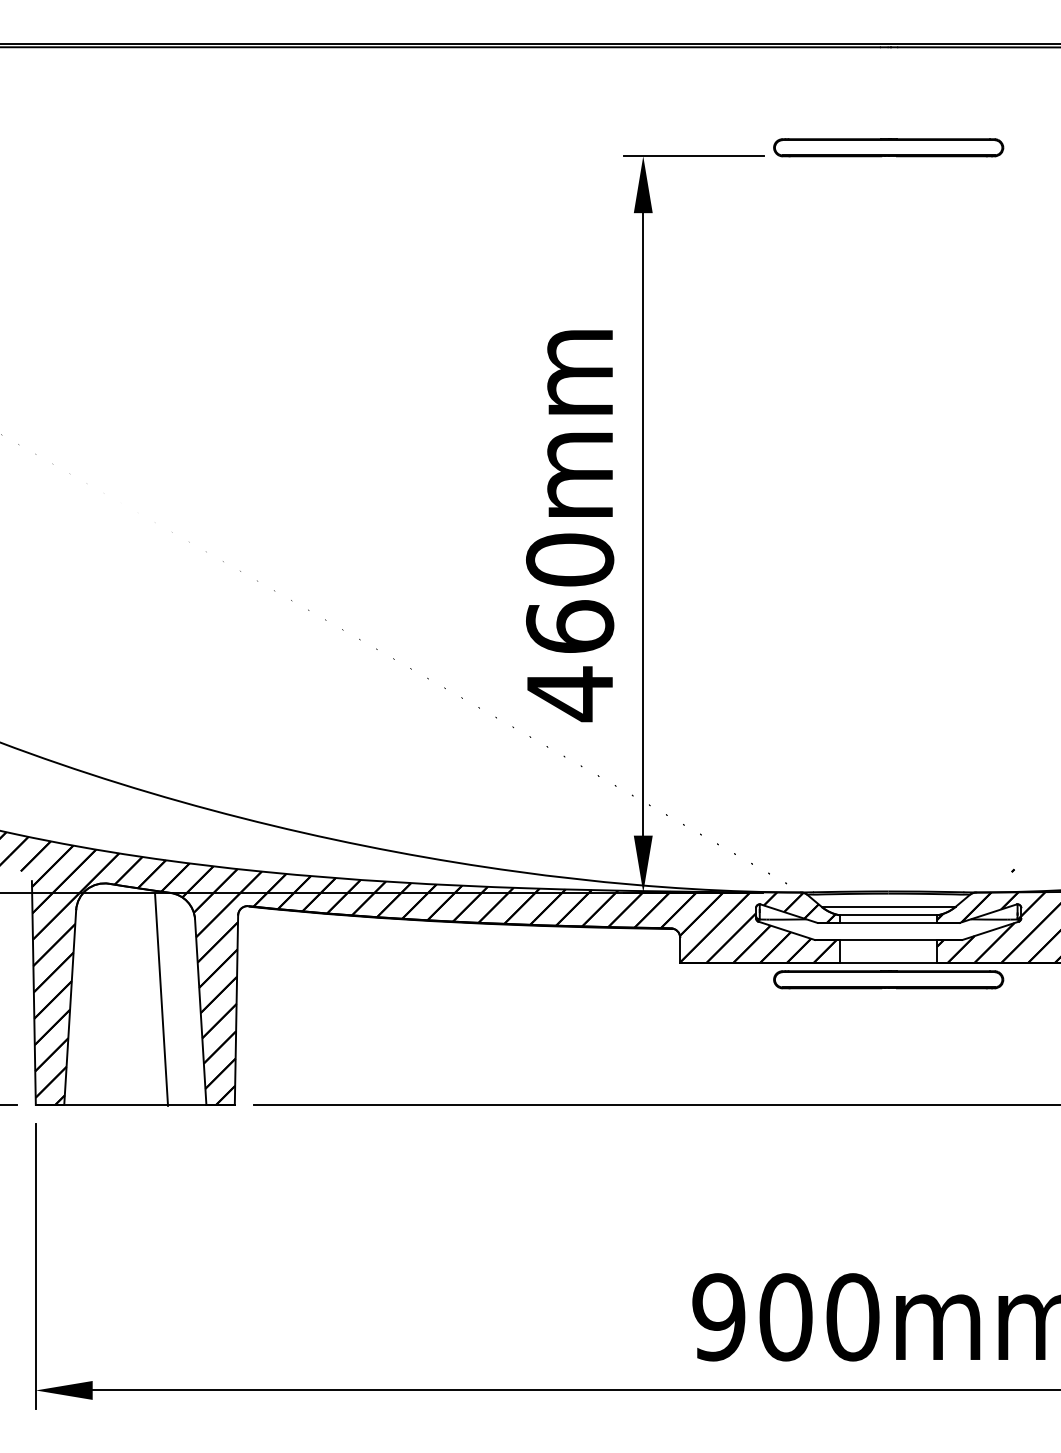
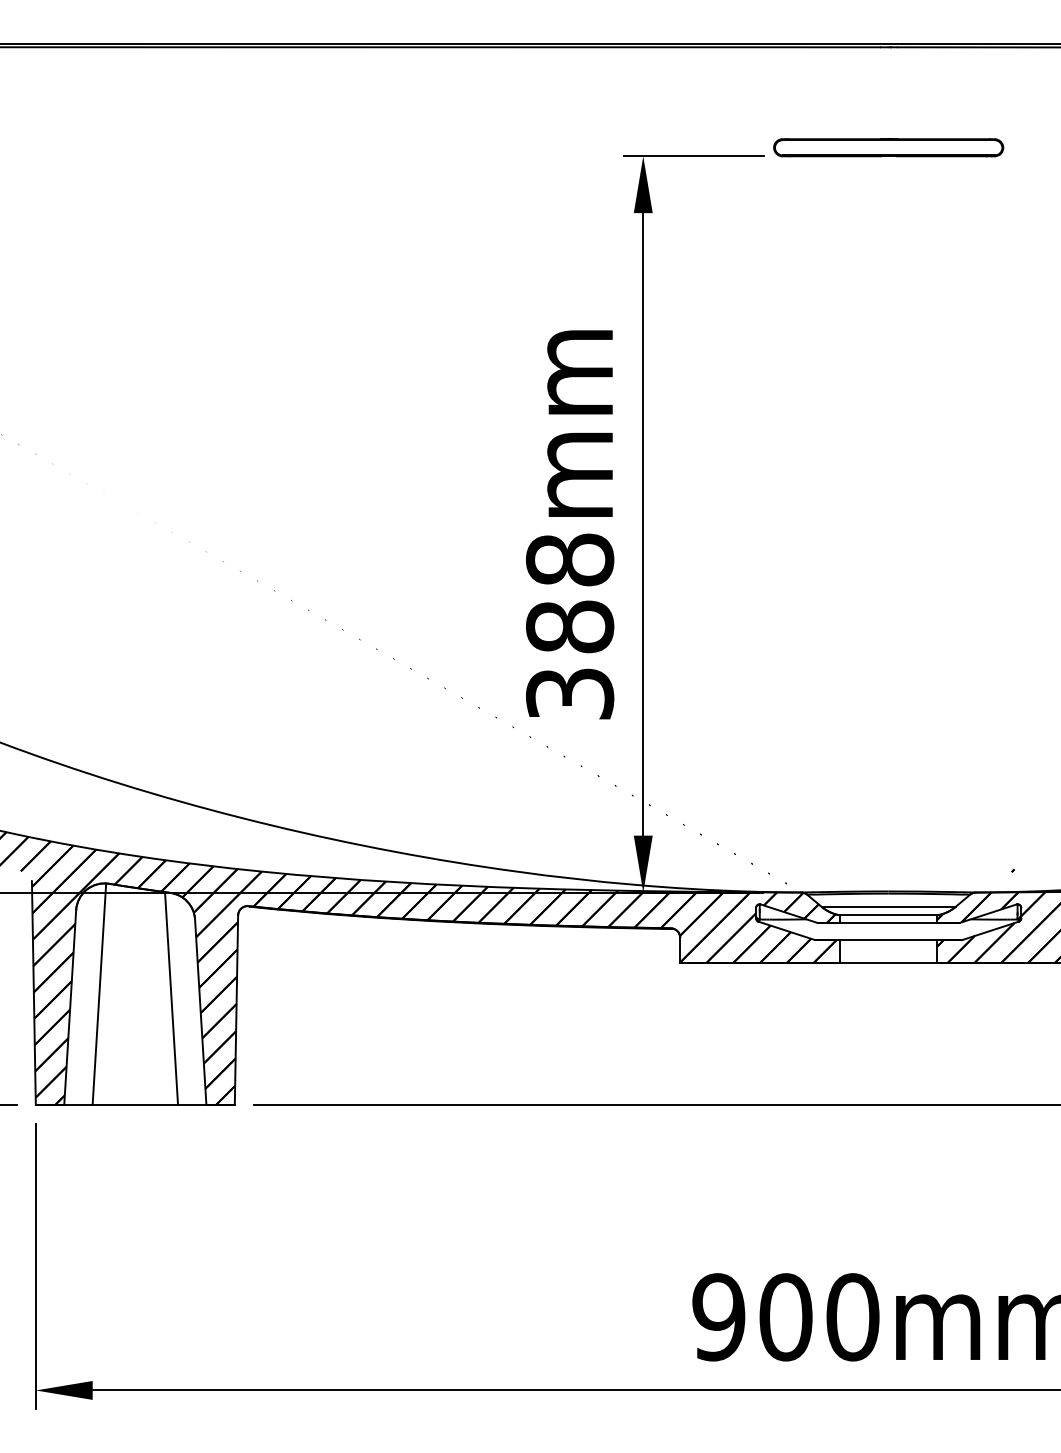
text: 460mm -> 388mm (570, 627)
part: present -> none (888, 979)
line: none -> present (99, 993)
line position: (161, 999) -> (171, 998) (171, 998)
